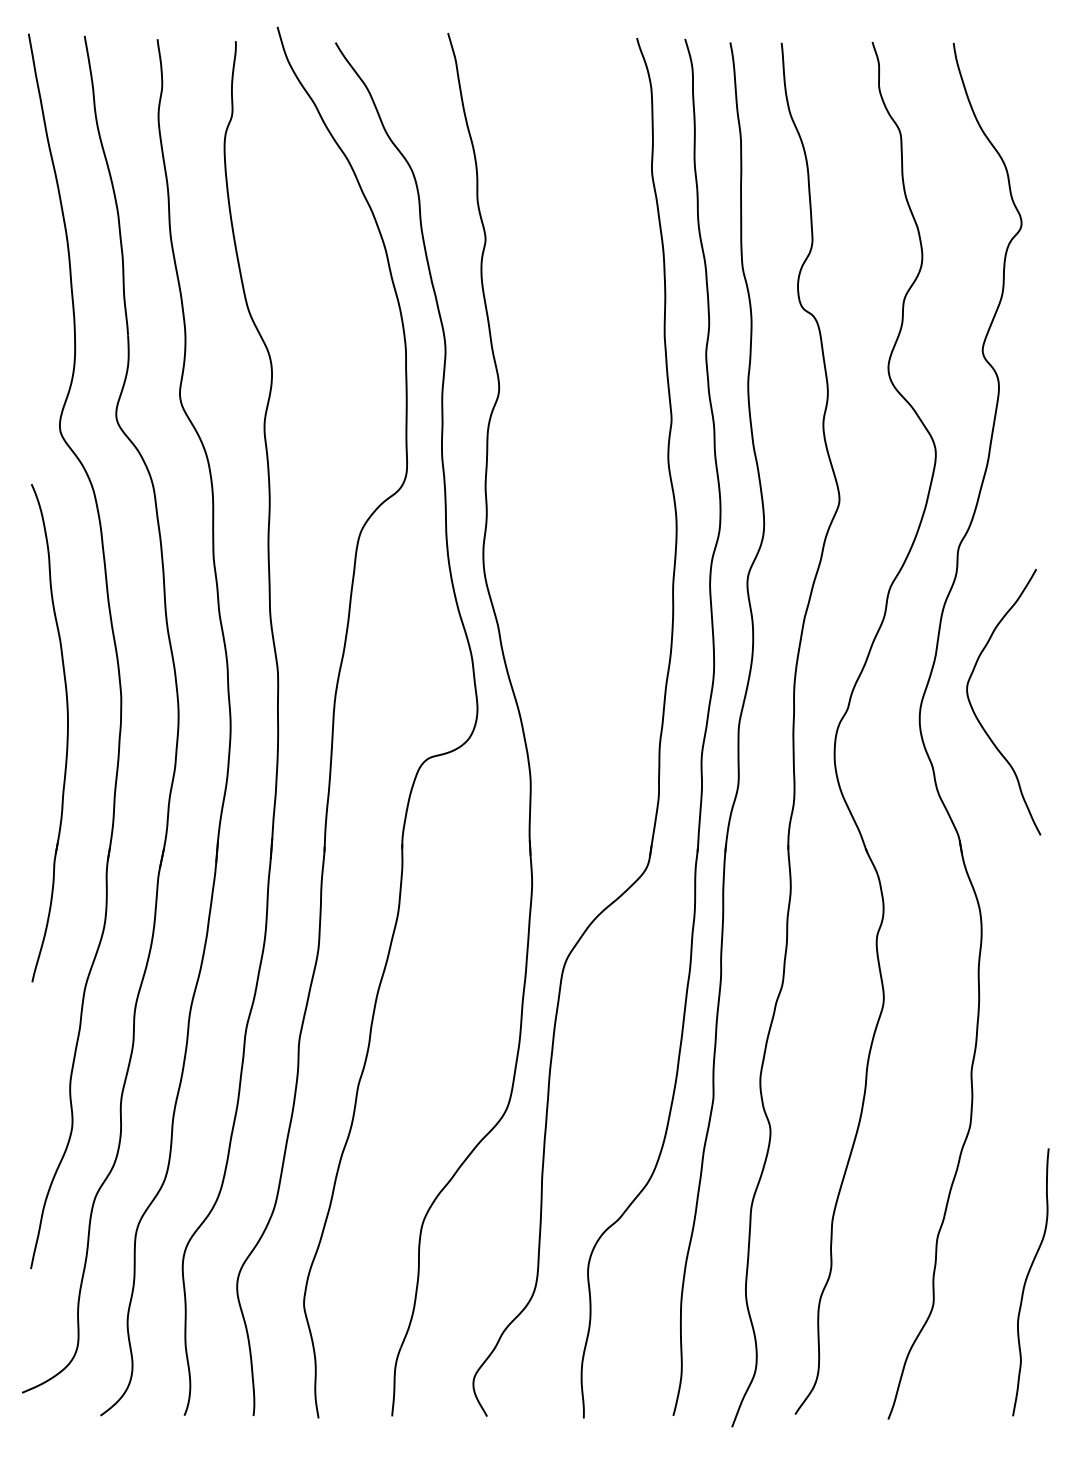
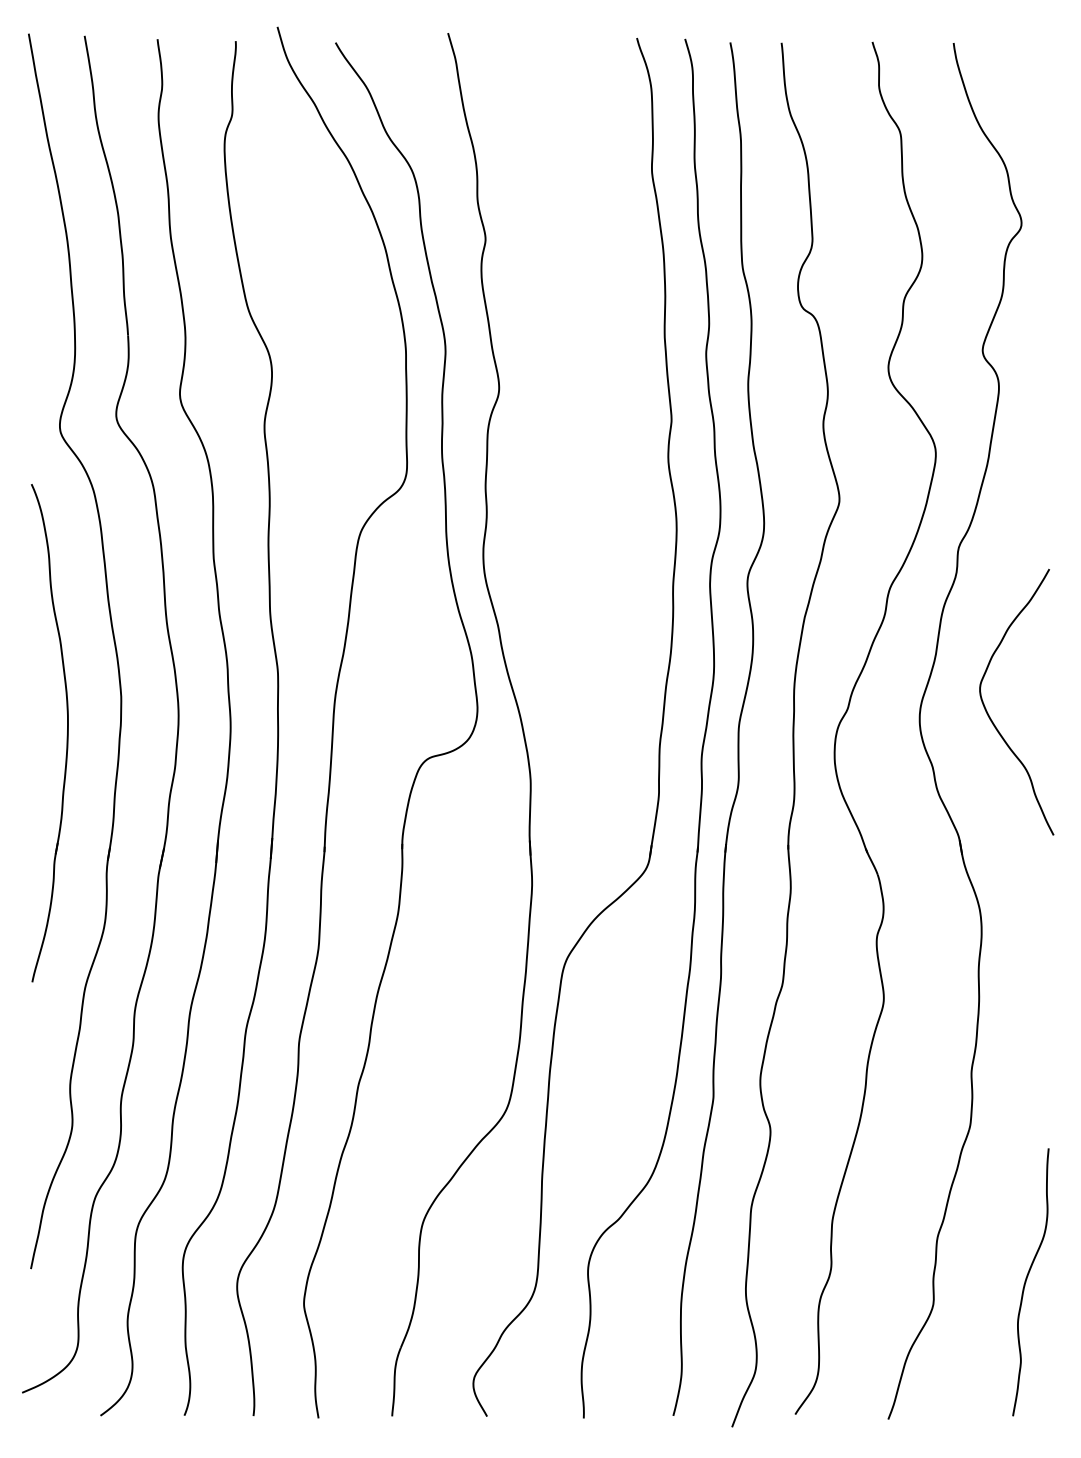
curve position: (977, 716) -> (990, 716) (990, 716)
